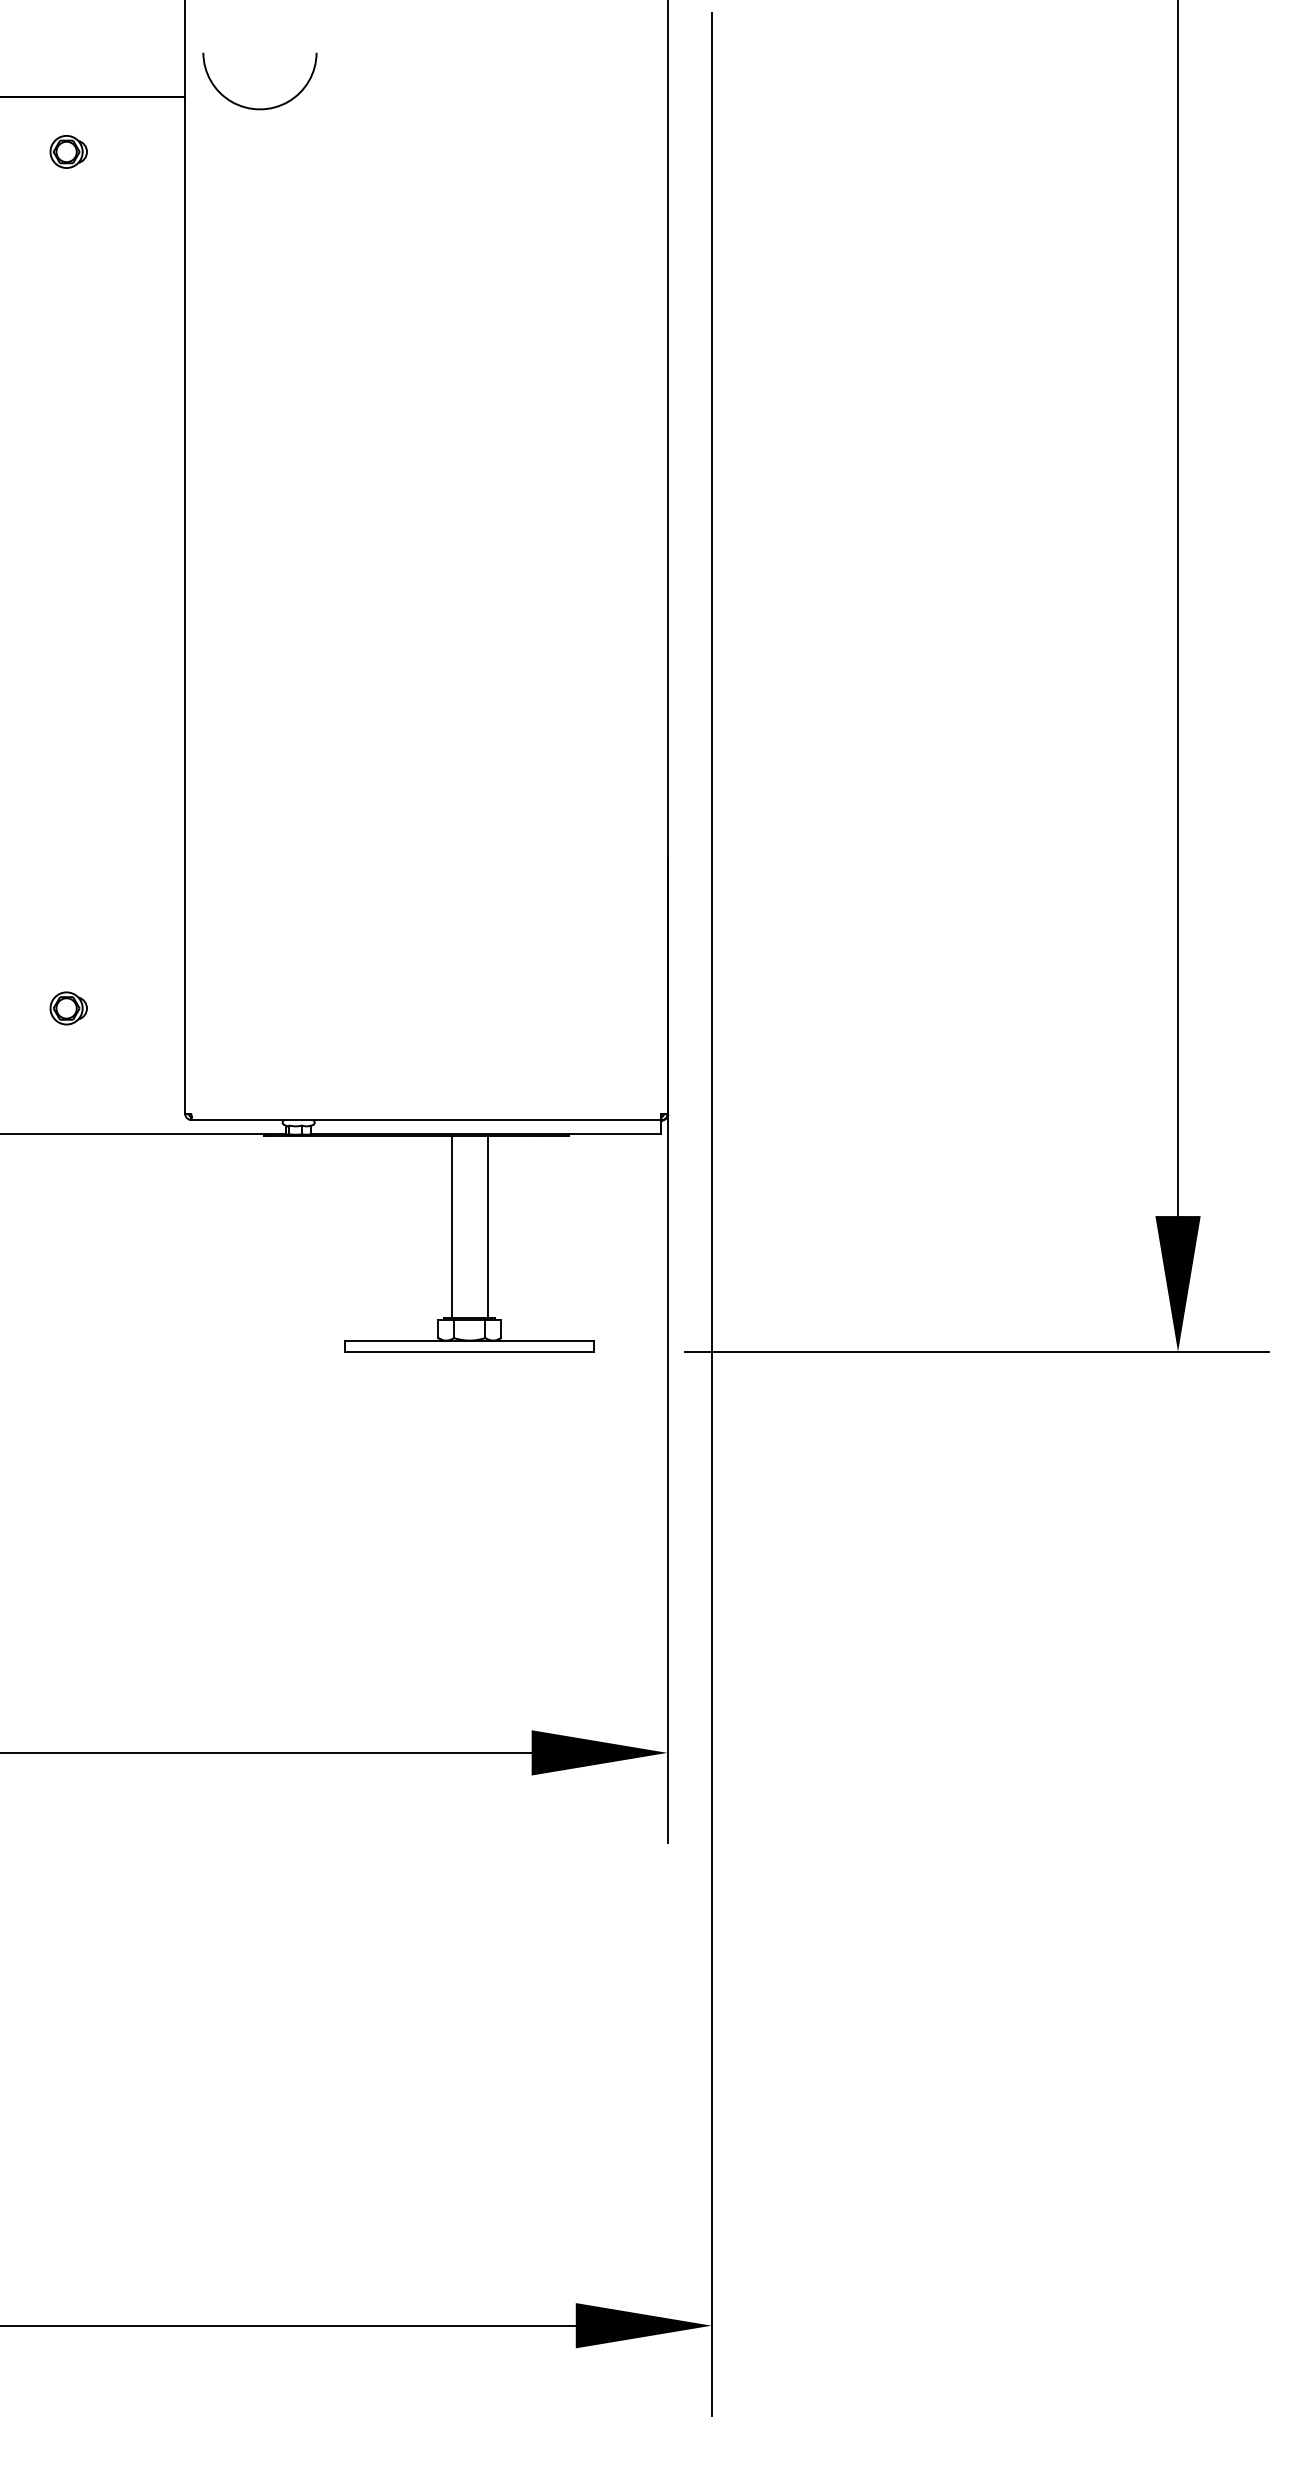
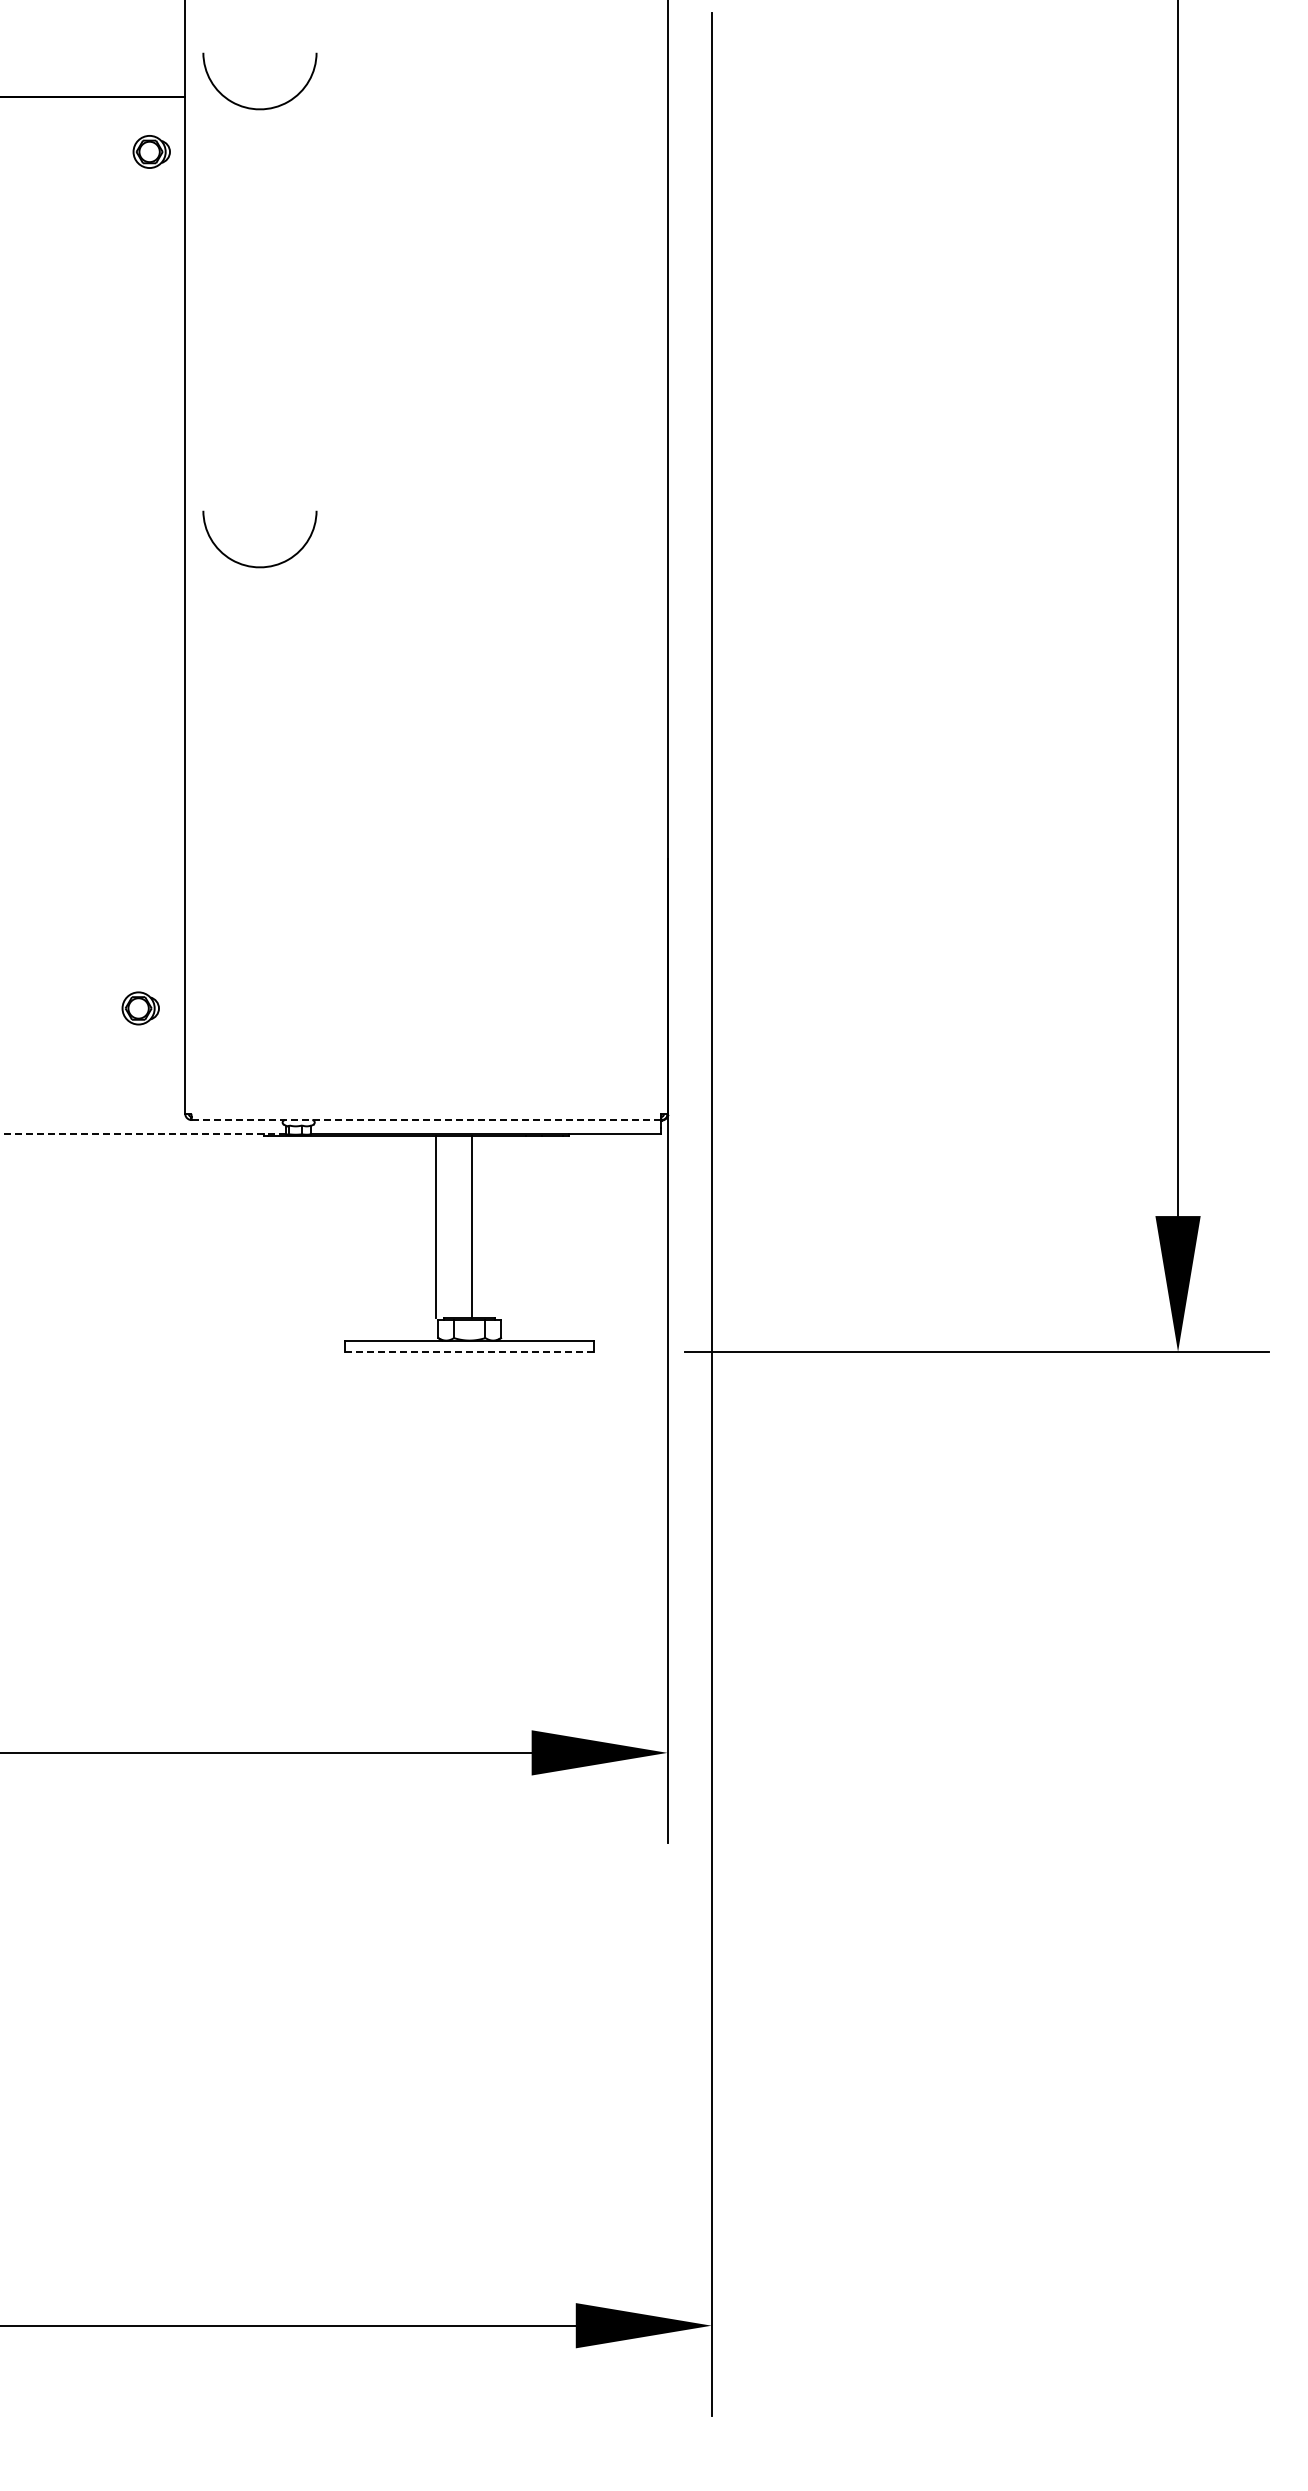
part position: (68, 151) -> (151, 151) (151, 151)
arc: none -> present (252, 565)
part position: (68, 1008) -> (140, 1008) (140, 1008)
line: solid -> dashed (426, 1120)
line: solid -> dashed (143, 1133)
line position: (451, 1226) -> (435, 1226) (435, 1226)
line position: (487, 1226) -> (471, 1226) (471, 1226)
line: solid -> dashed (469, 1351)
